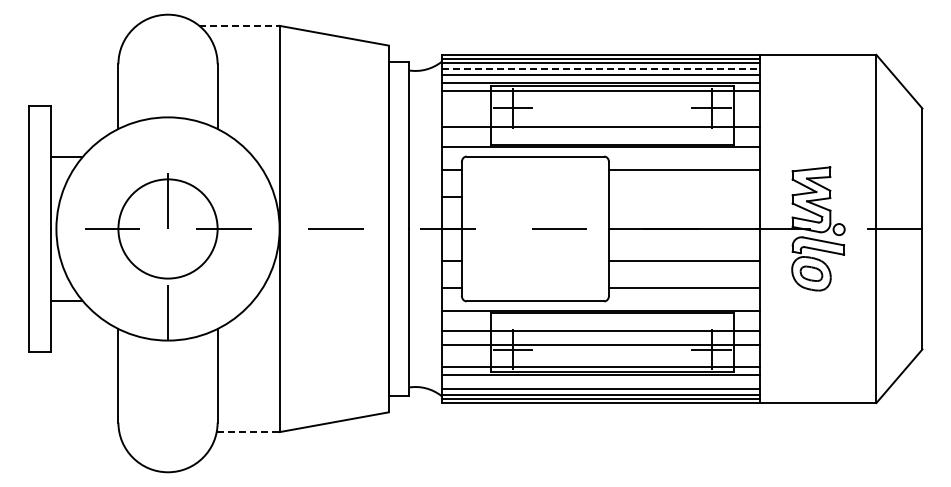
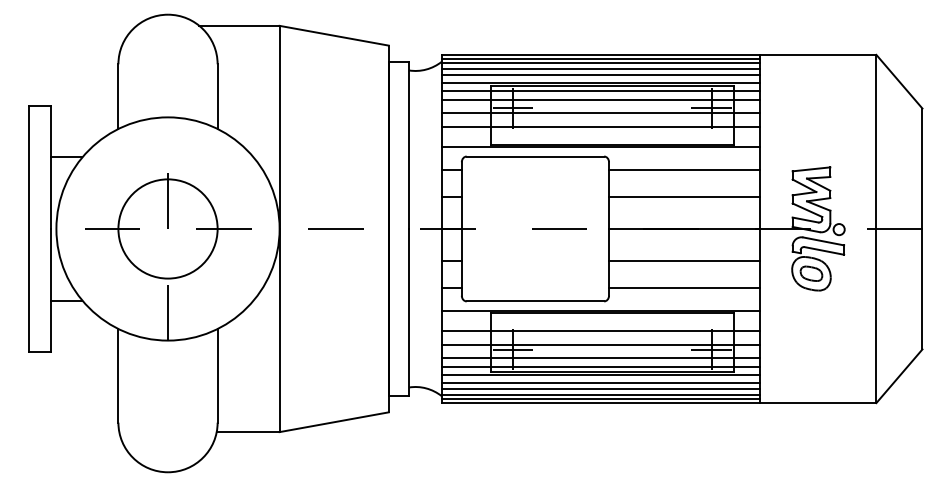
line: dashed -> solid (240, 25)
line: dashed -> solid (601, 68)
line: none -> present (601, 100)
line: none -> present (601, 112)
line: none -> present (684, 197)
line: none -> present (601, 357)
line: none -> present (601, 383)
line: dashed -> solid (248, 432)
